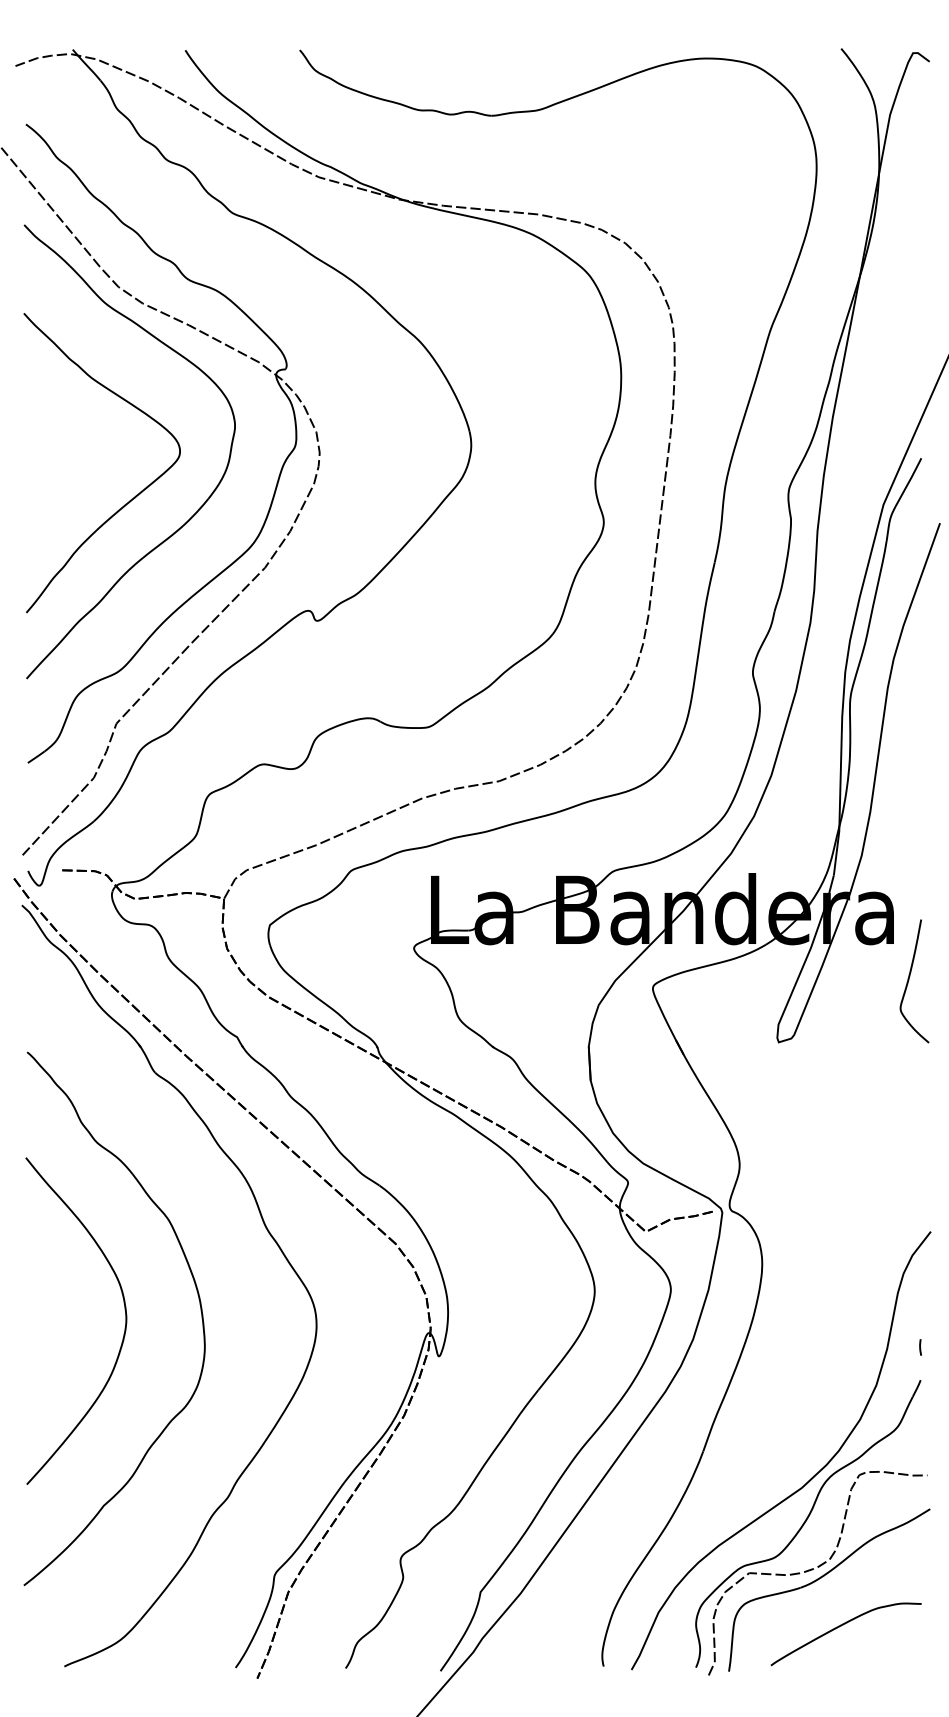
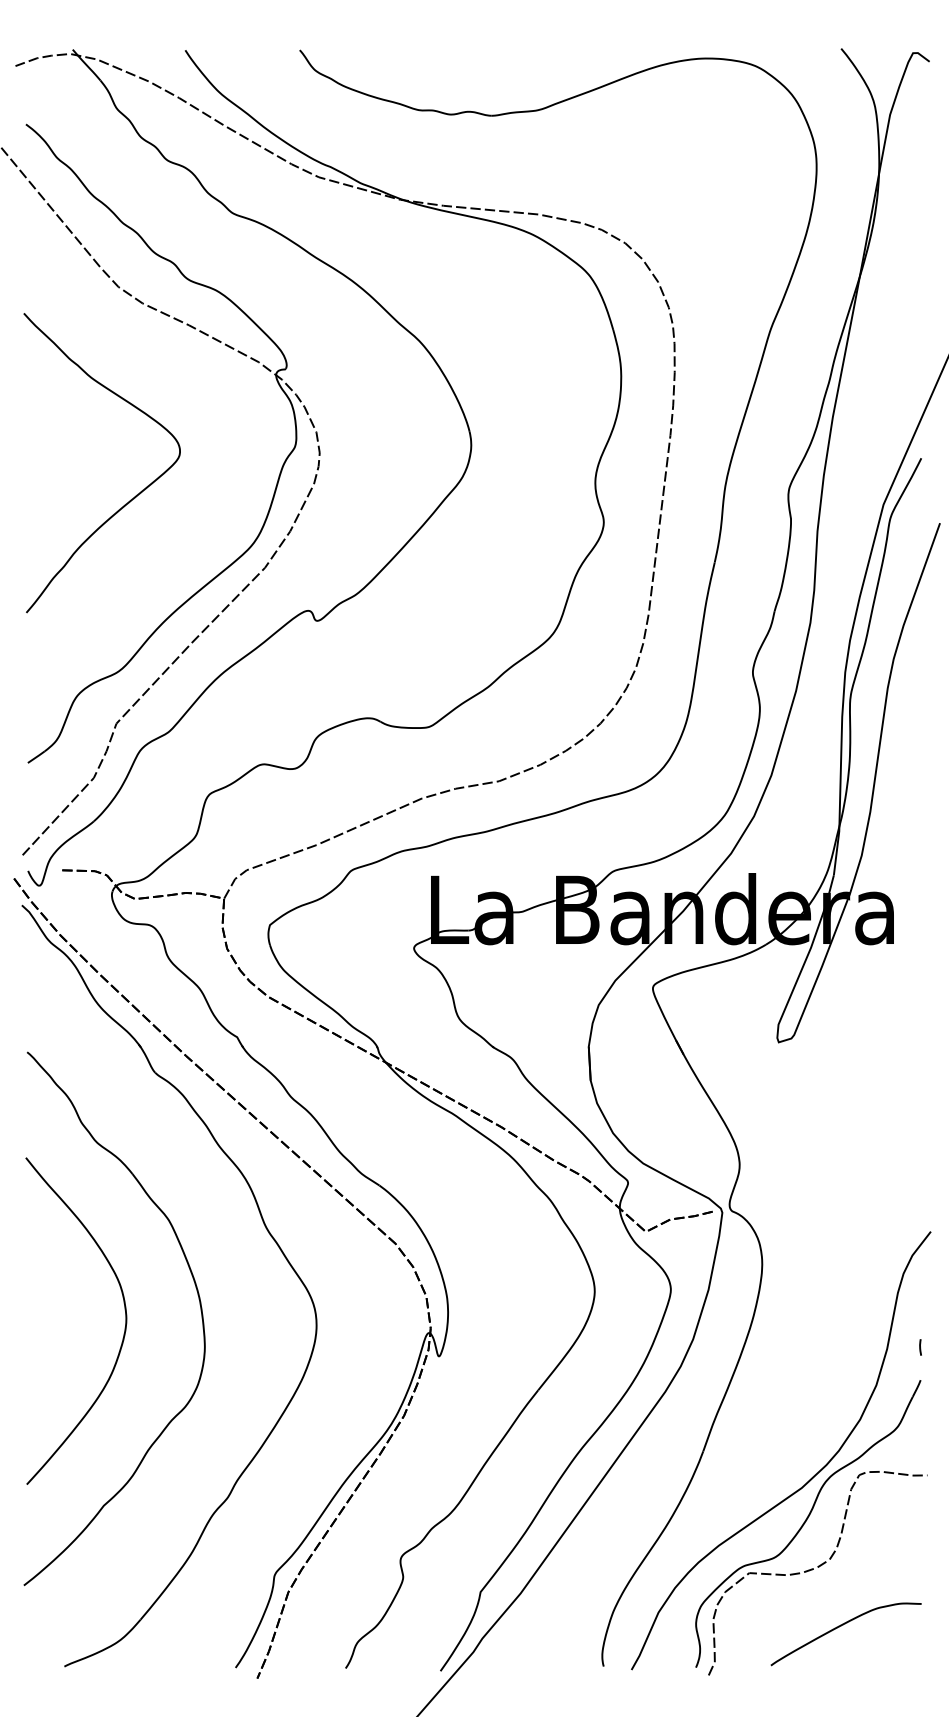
part: present -> none (198, 508)
curve: present -> none (909, 980)
part: present -> none (821, 1578)
